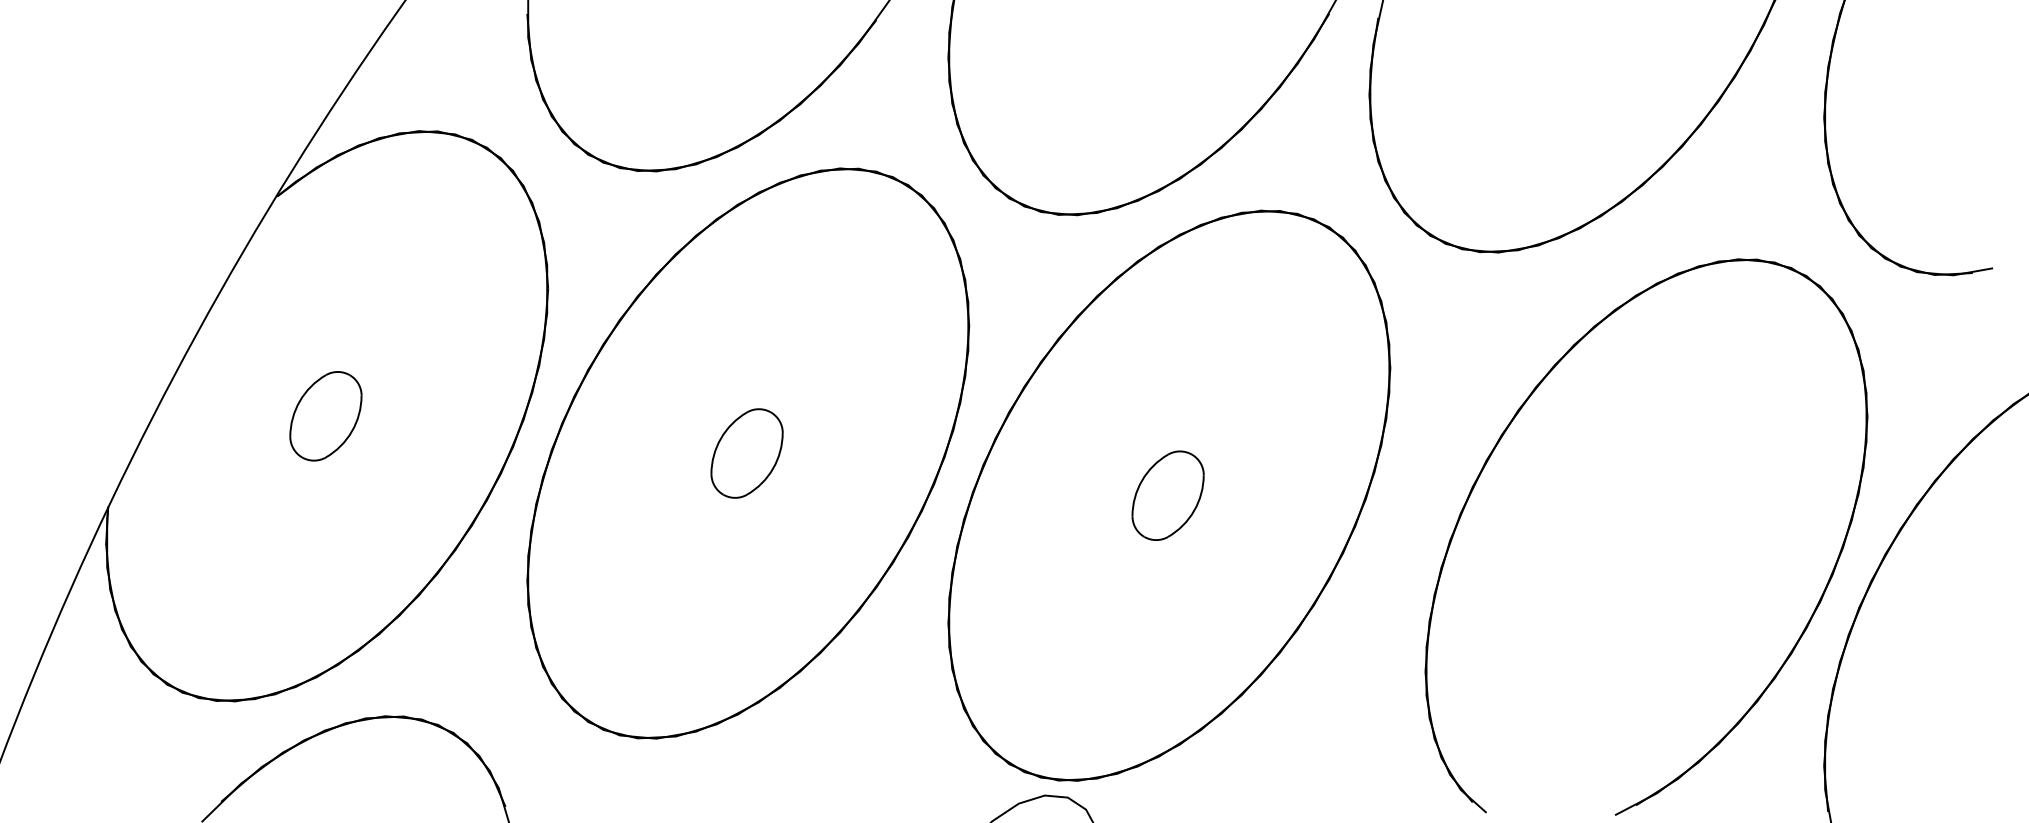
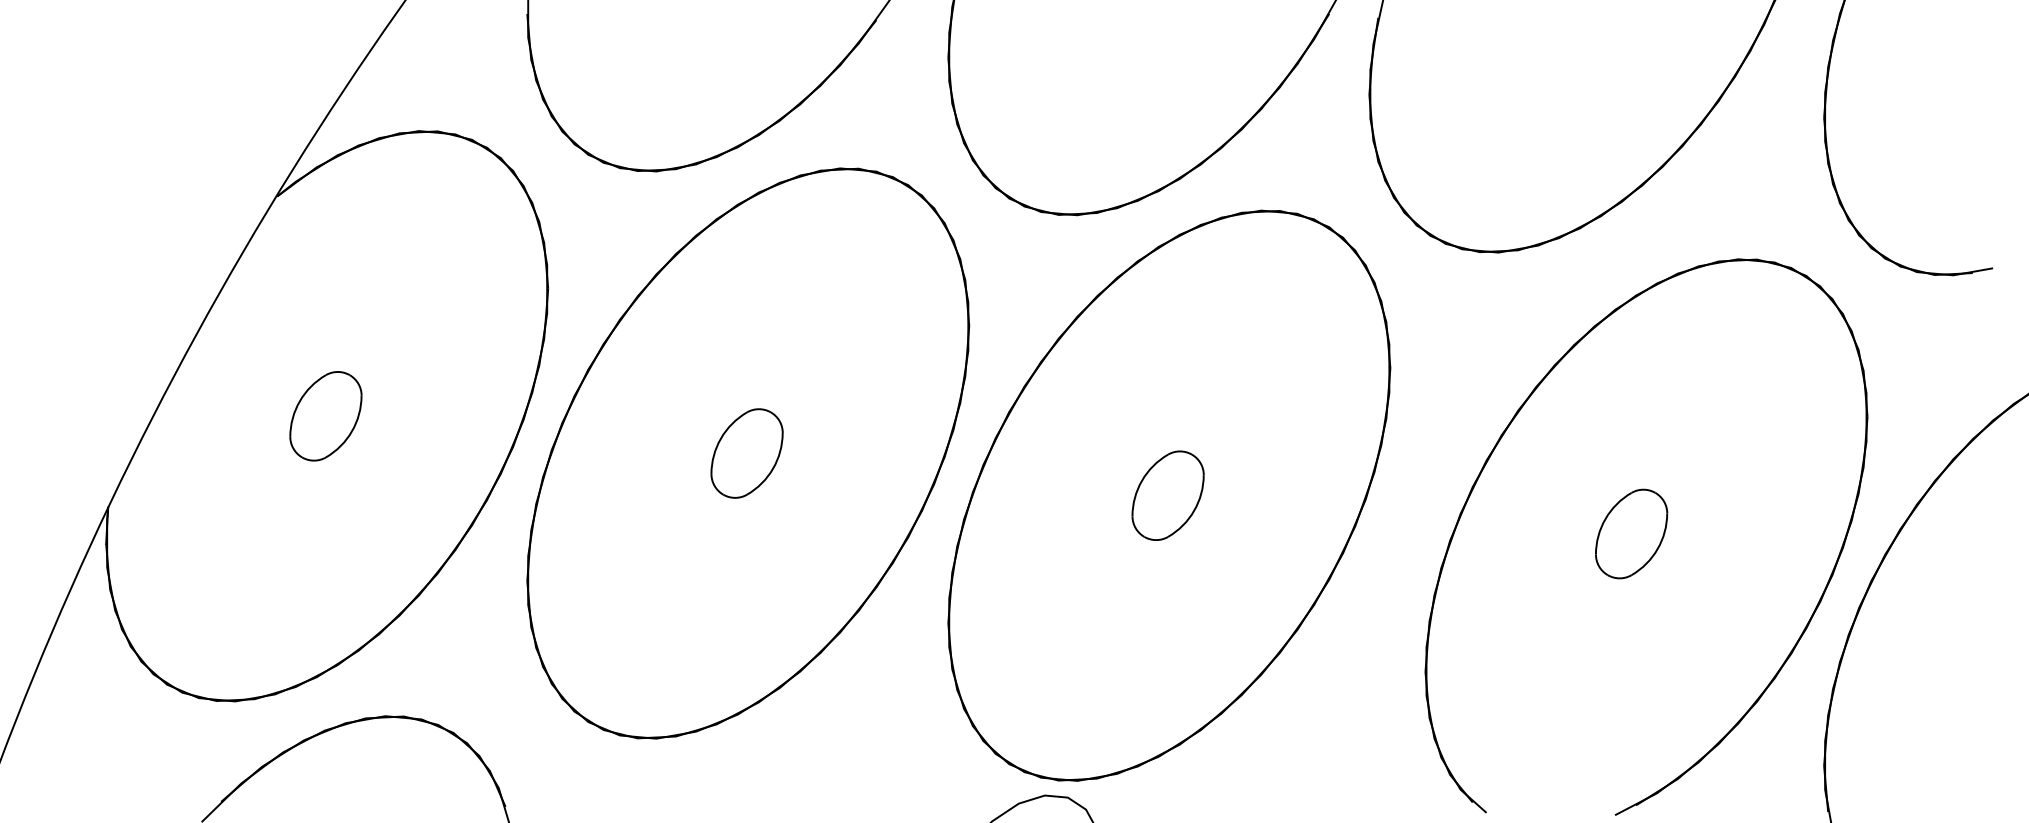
part: none -> present (1631, 533)
